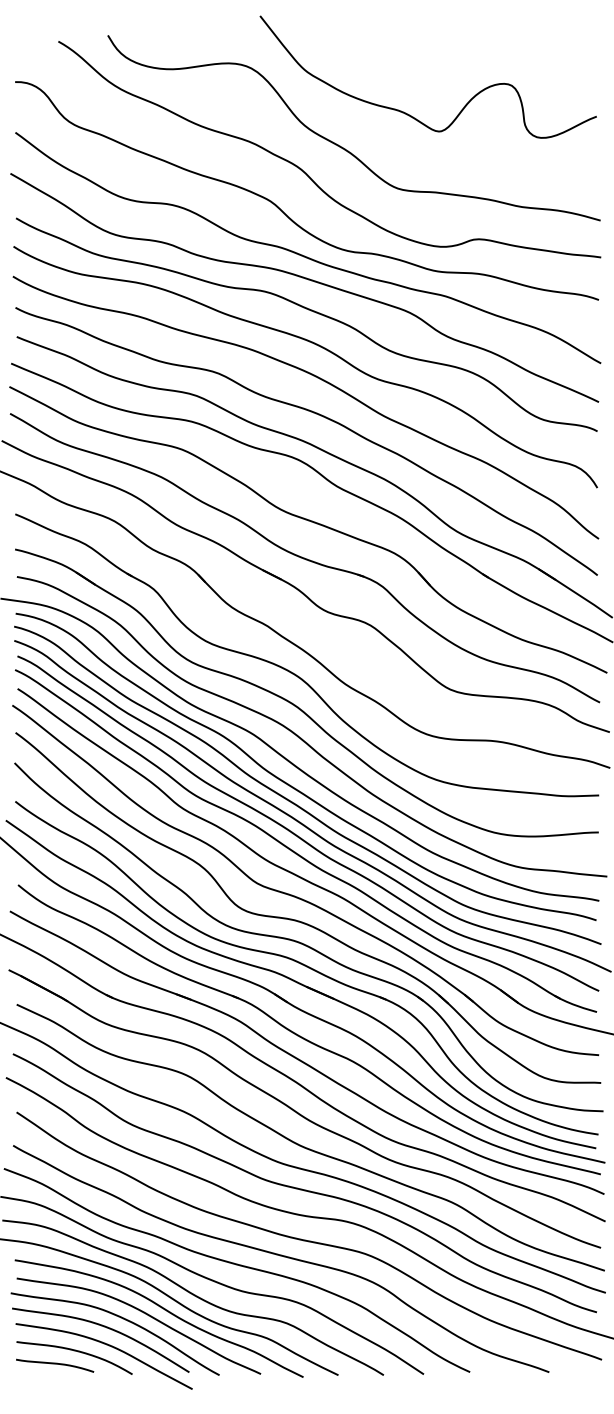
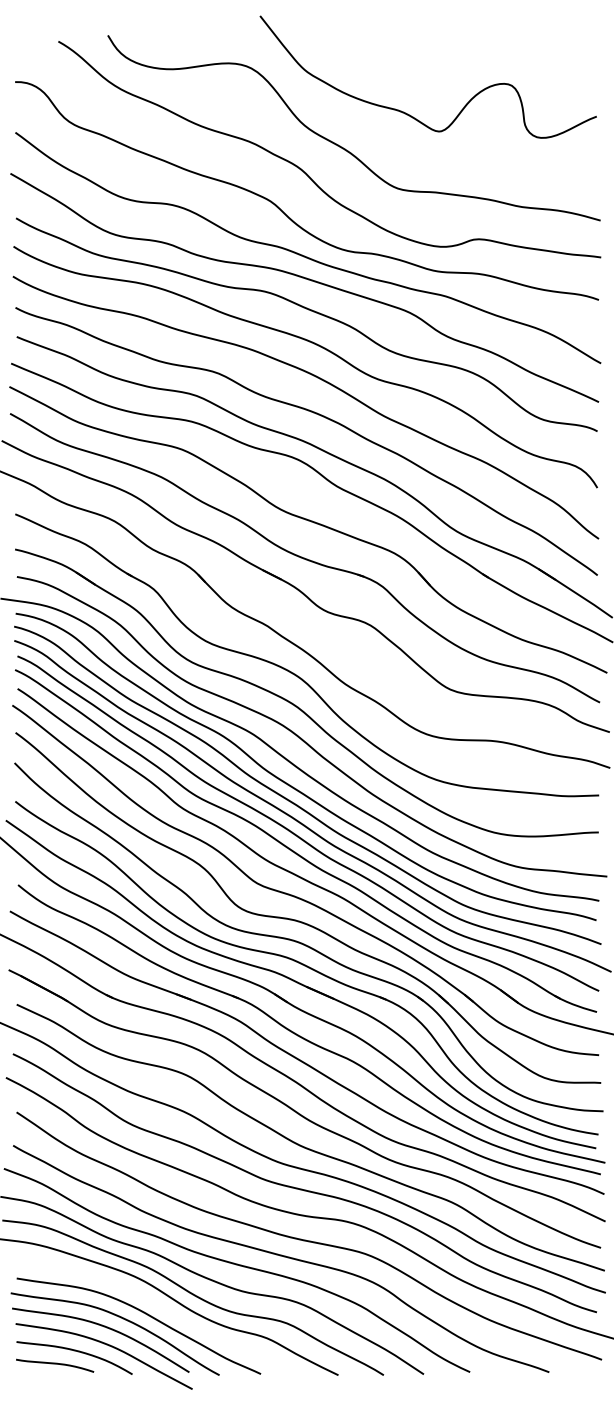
curve: present -> none (164, 1310)
